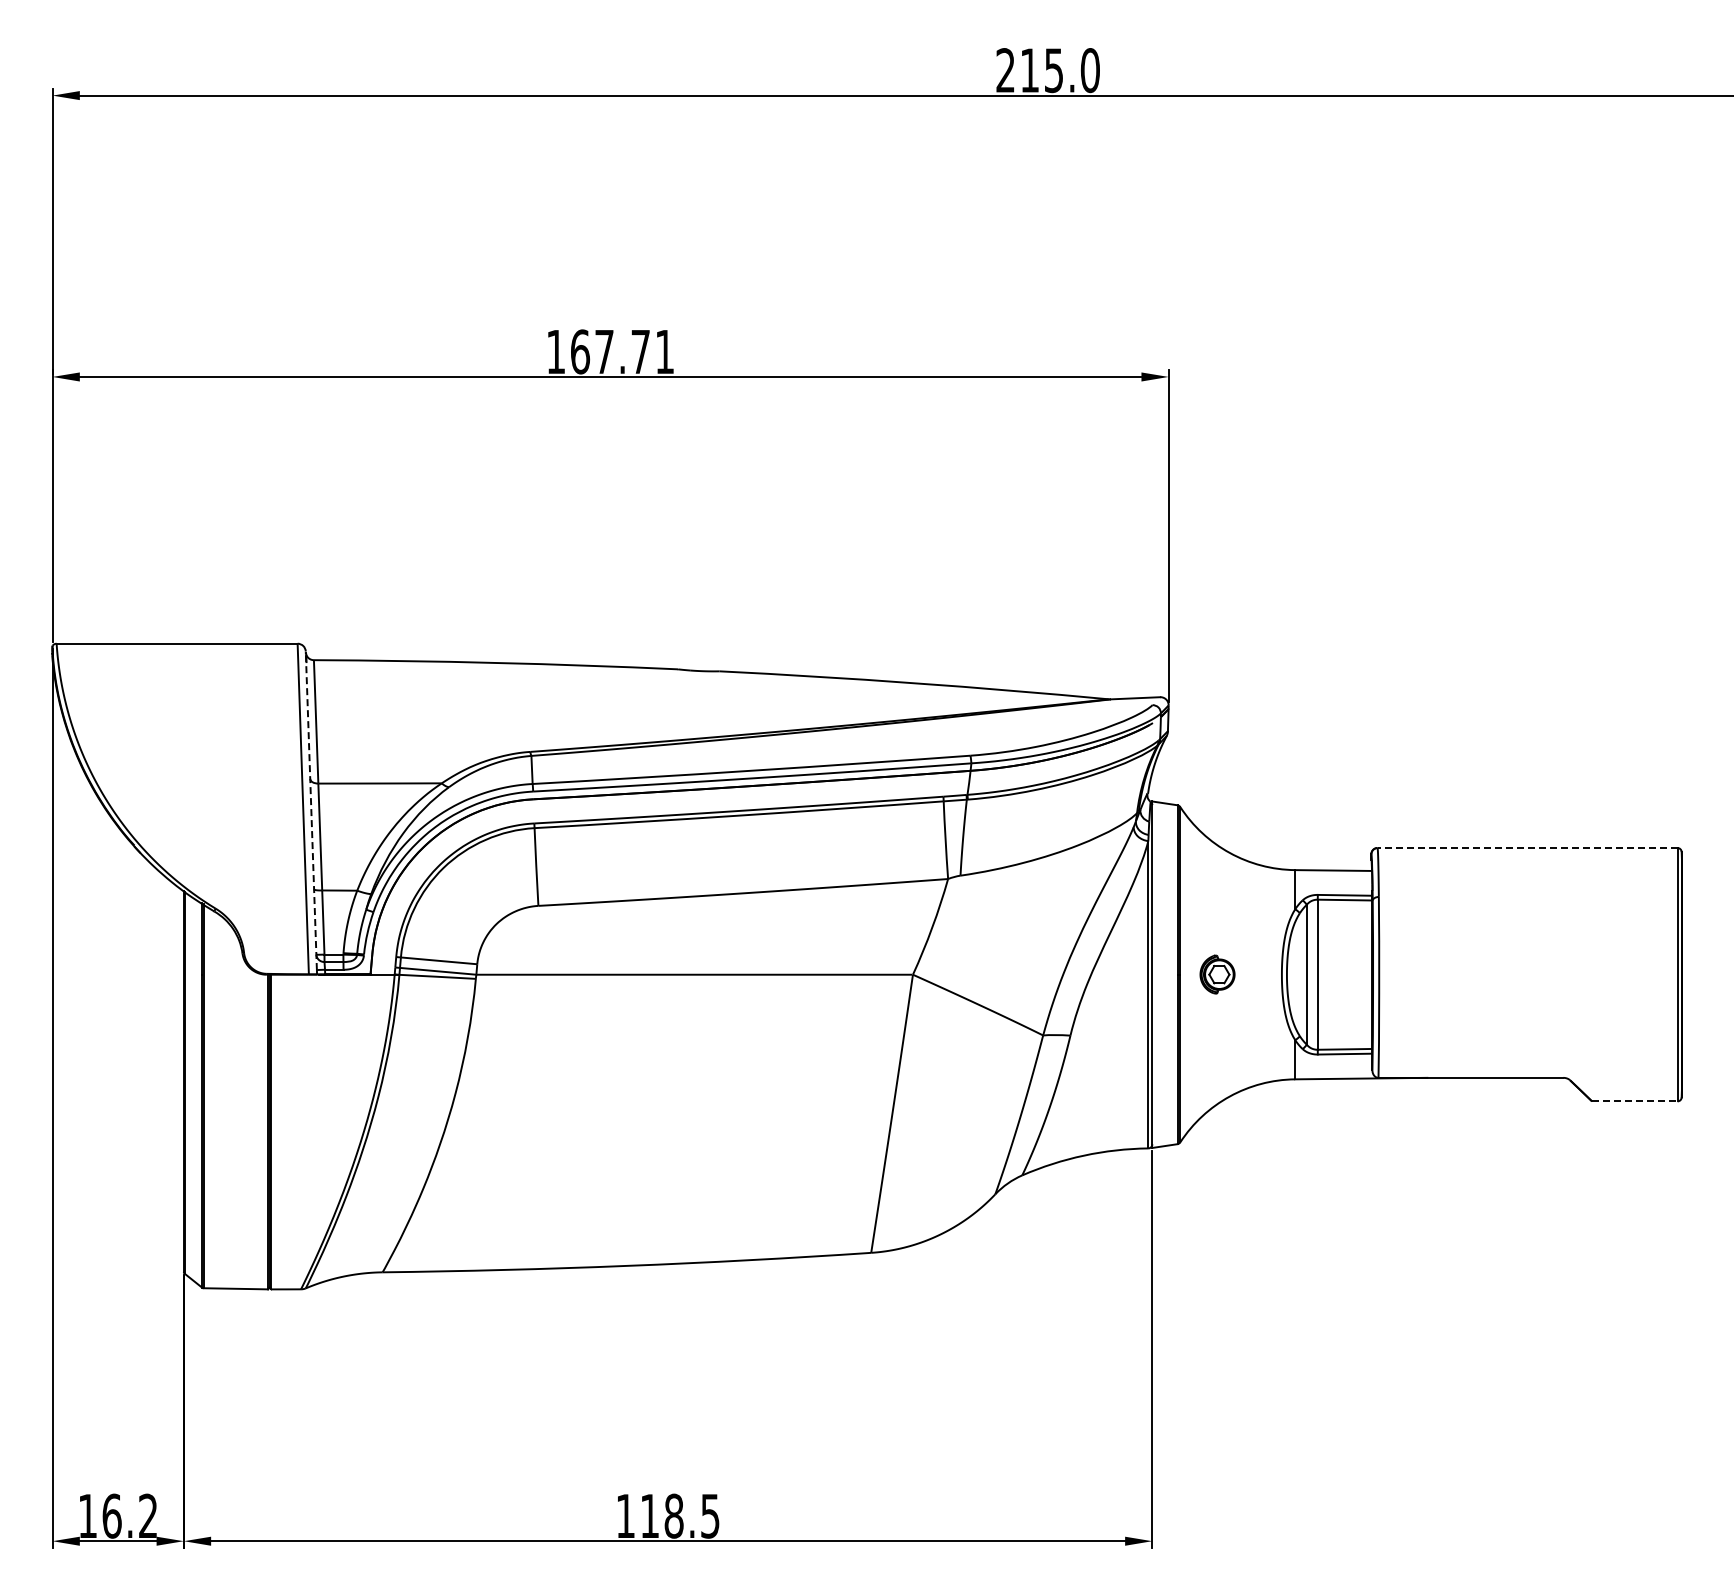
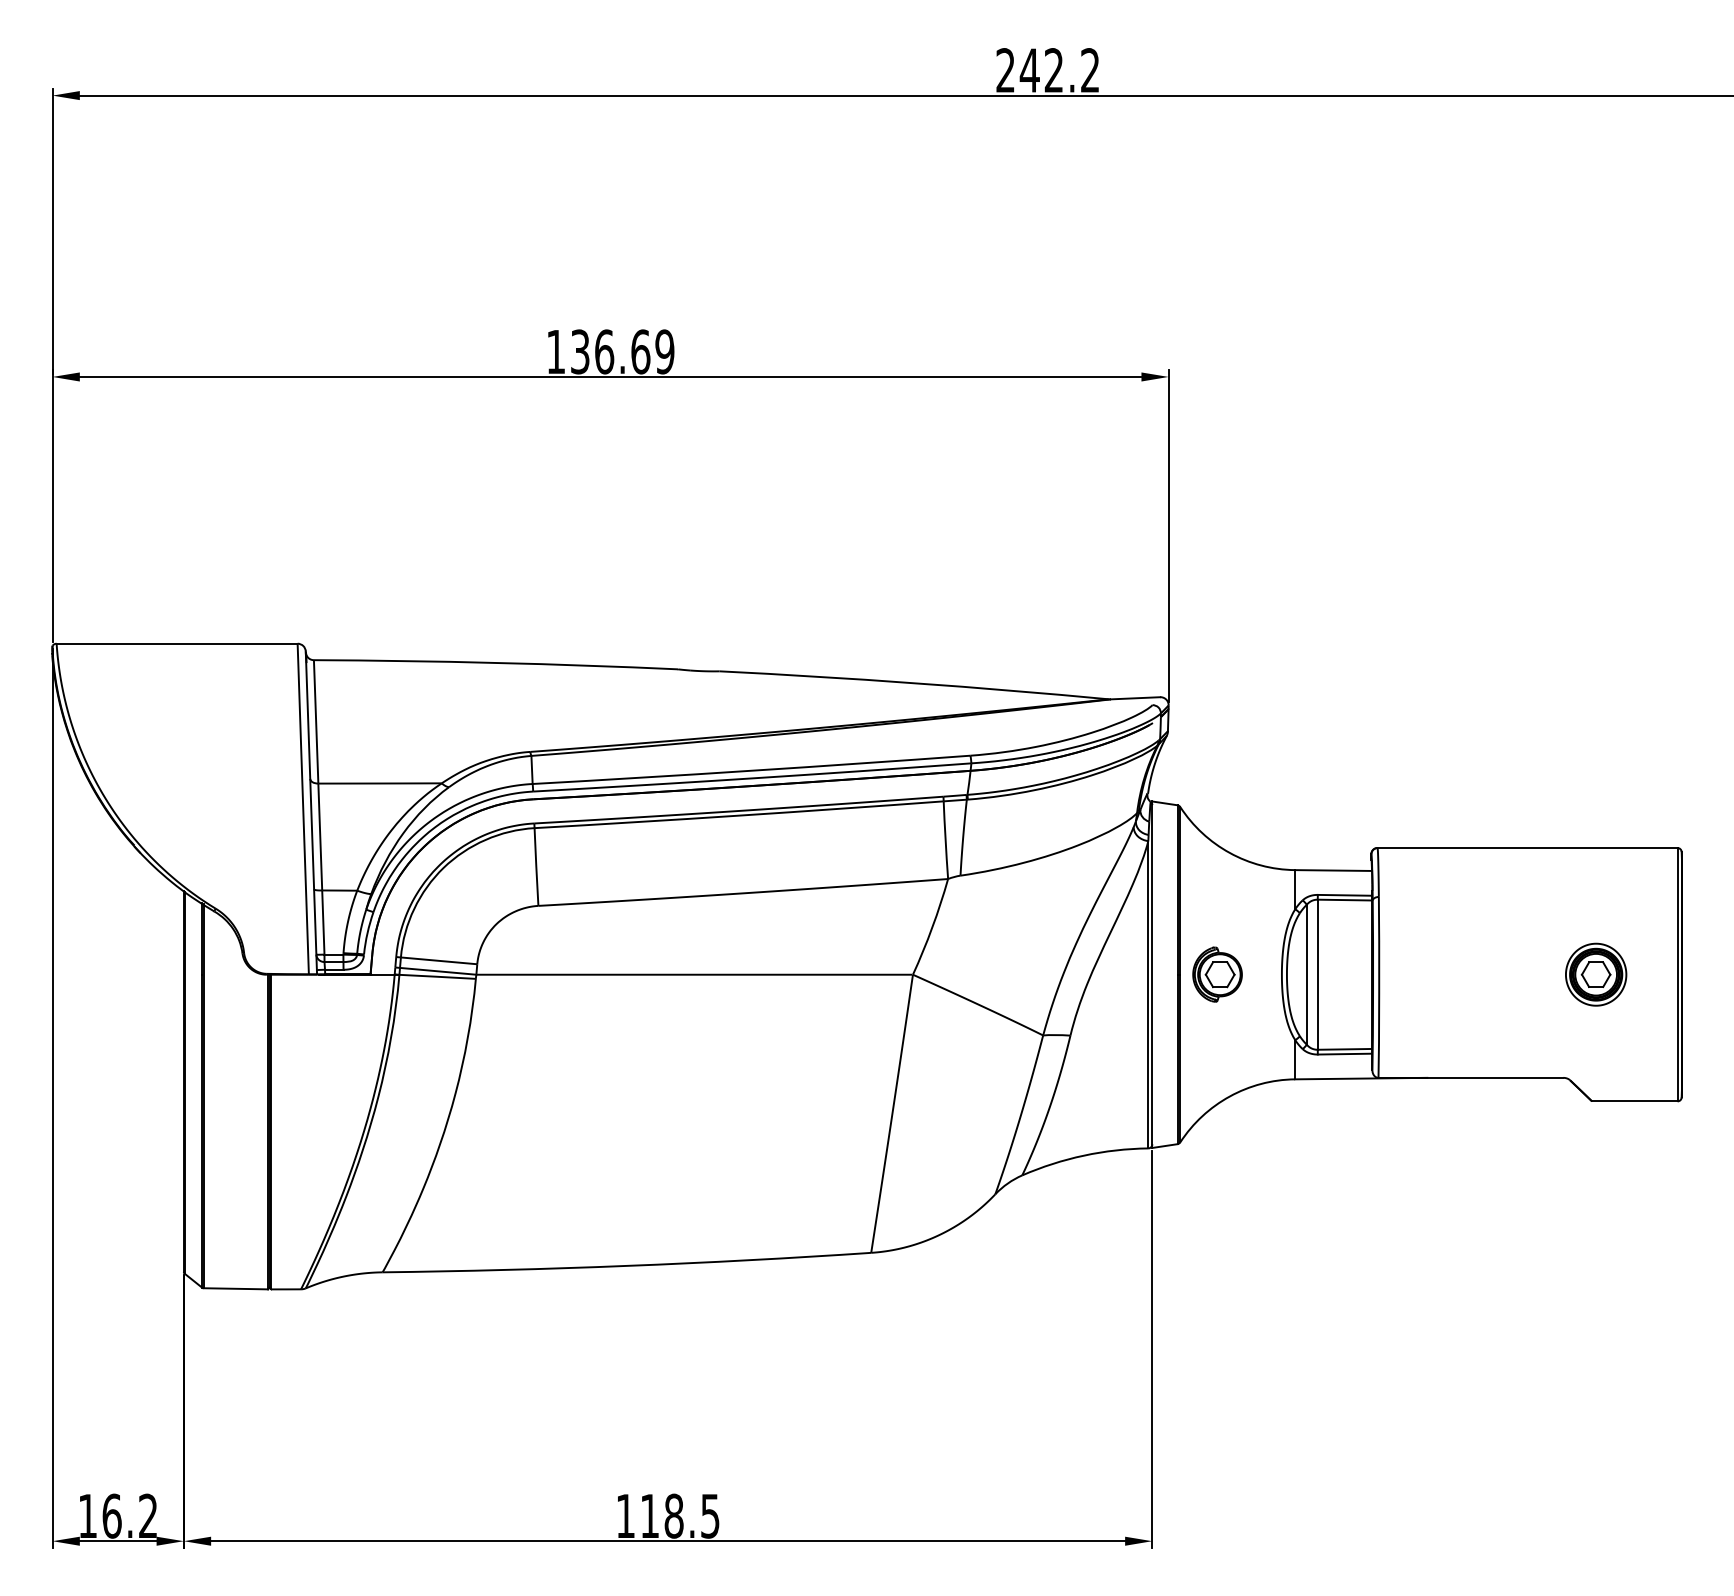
text: 215.0 -> 242.2 (1059, 70)
text: 167.71 -> 136.69 (622, 351)
line: dashed -> solid (311, 810)
line: dashed -> solid (1527, 848)
part size: 37x41 px -> 51x57 px (1217, 974)
part: none -> present (1596, 974)
line: dashed -> solid (1634, 1101)
